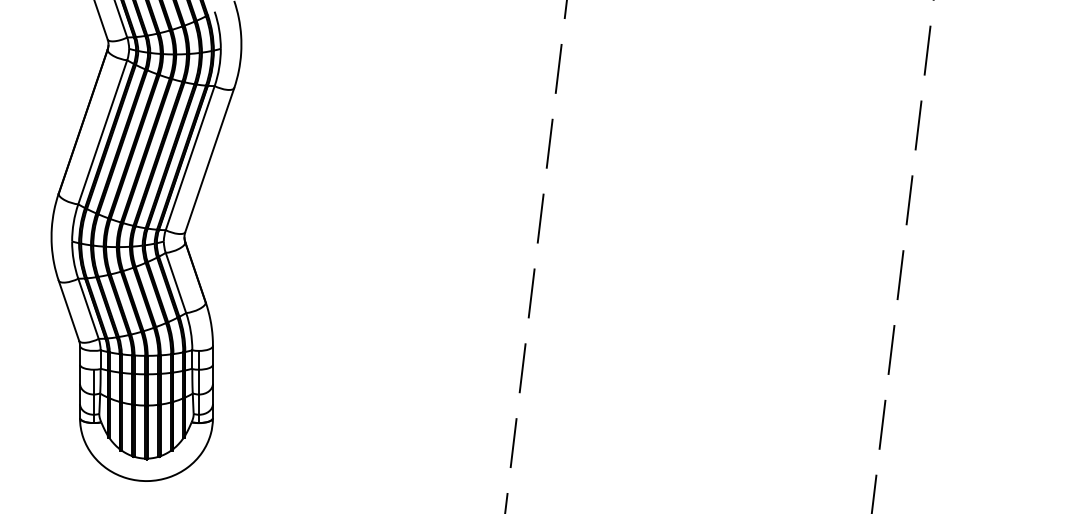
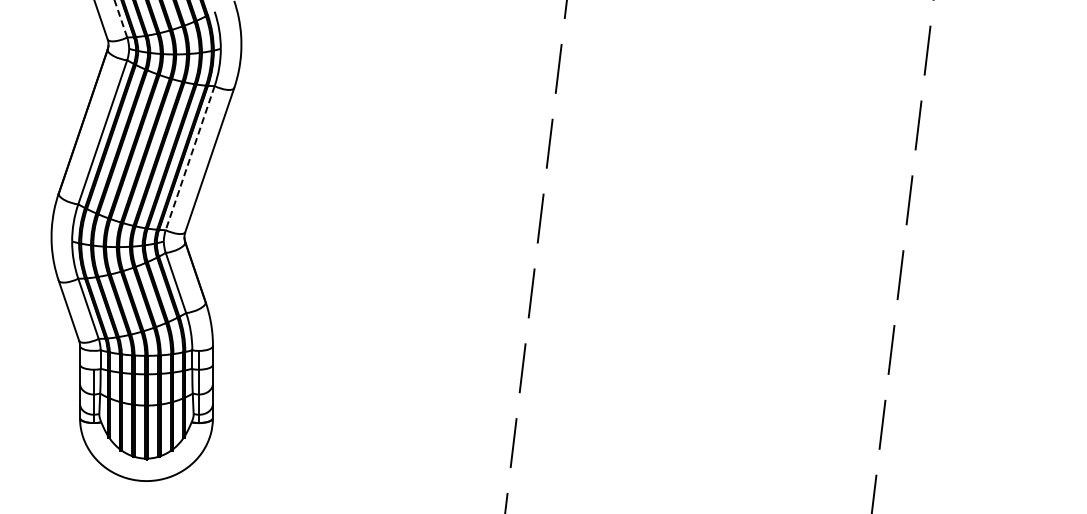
line: solid -> dashed (120, 18)
line: solid -> dashed (190, 158)
